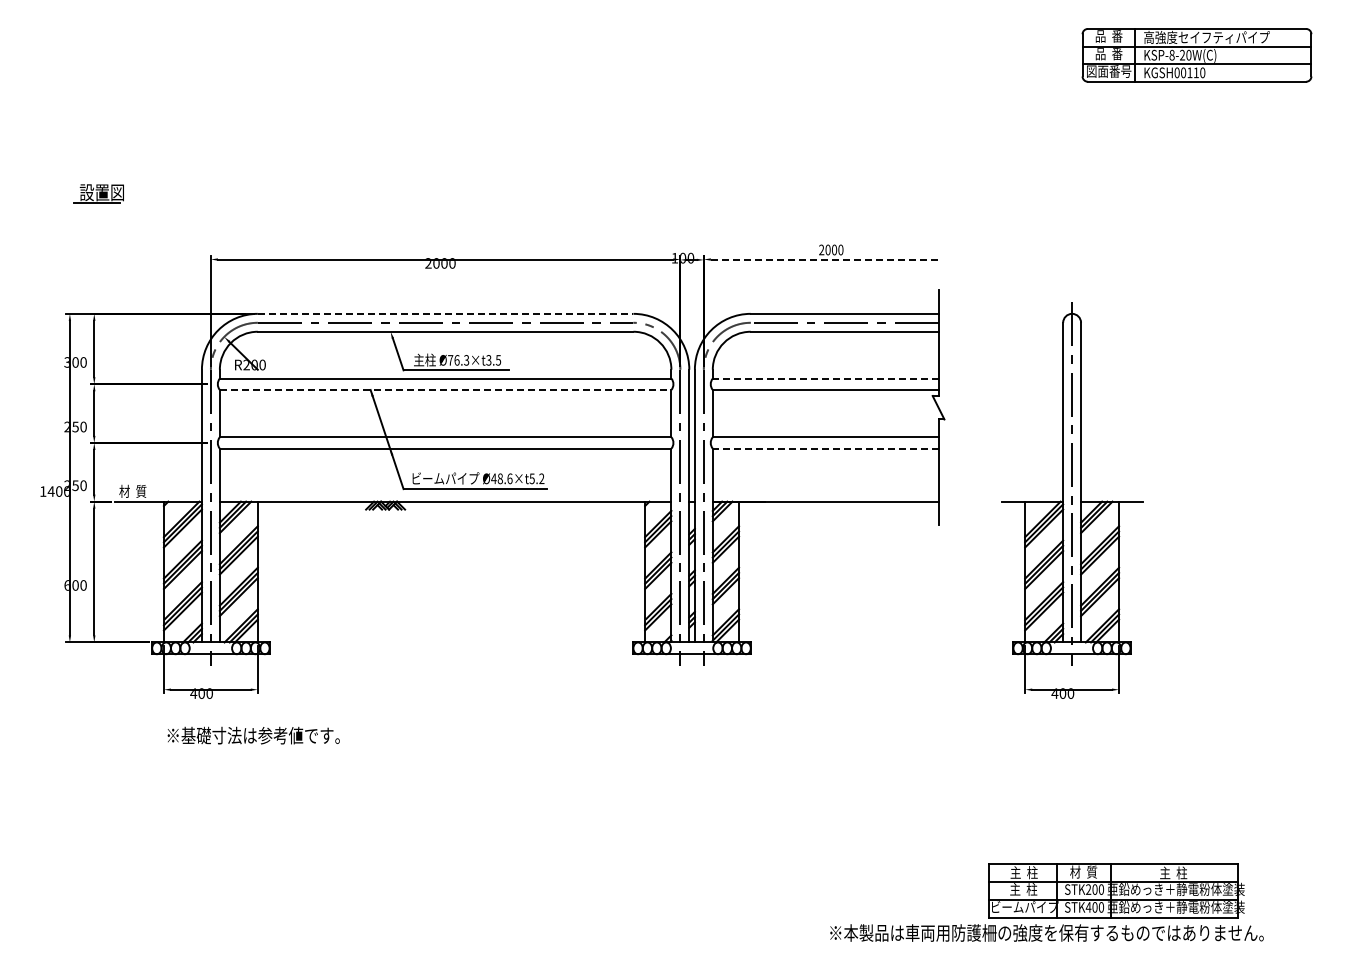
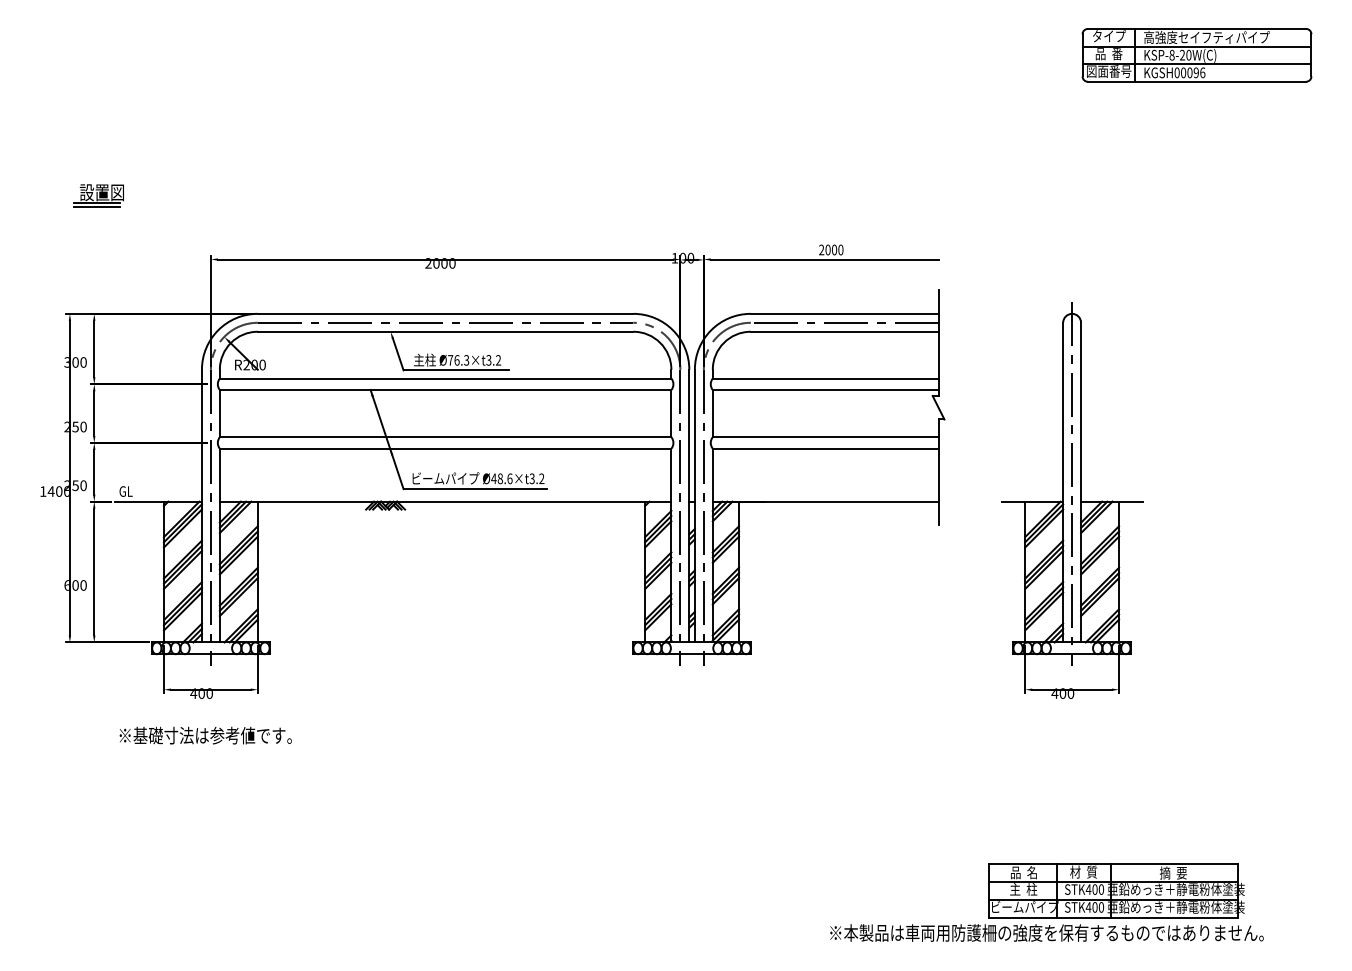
text: 品  番 -> タイプ (1109, 36)
text: KGSH00110 -> KGSH00096 (1196, 72)
line: none -> present (97, 206)
line: dashed -> solid (824, 259)
line: dashed -> solid (445, 313)
text: Ø76.3×t3.5 -> Ø76.3×t3.2 (498, 360)
line: dashed -> solid (825, 378)
line: dashed -> solid (445, 389)
line: dashed -> solid (825, 448)
text: Ø48.6×t5.2 -> Ø48.6×t3.2 (532, 477)
text: 材  質 -> GL (132, 490)
text position: (253, 735) -> (205, 735) (205, 735)
text: 主  柱 -> 品  名 (1023, 872)
text: 主  柱 -> 摘  要 (1173, 872)
text: STK200 -> STK400 (1088, 889)
